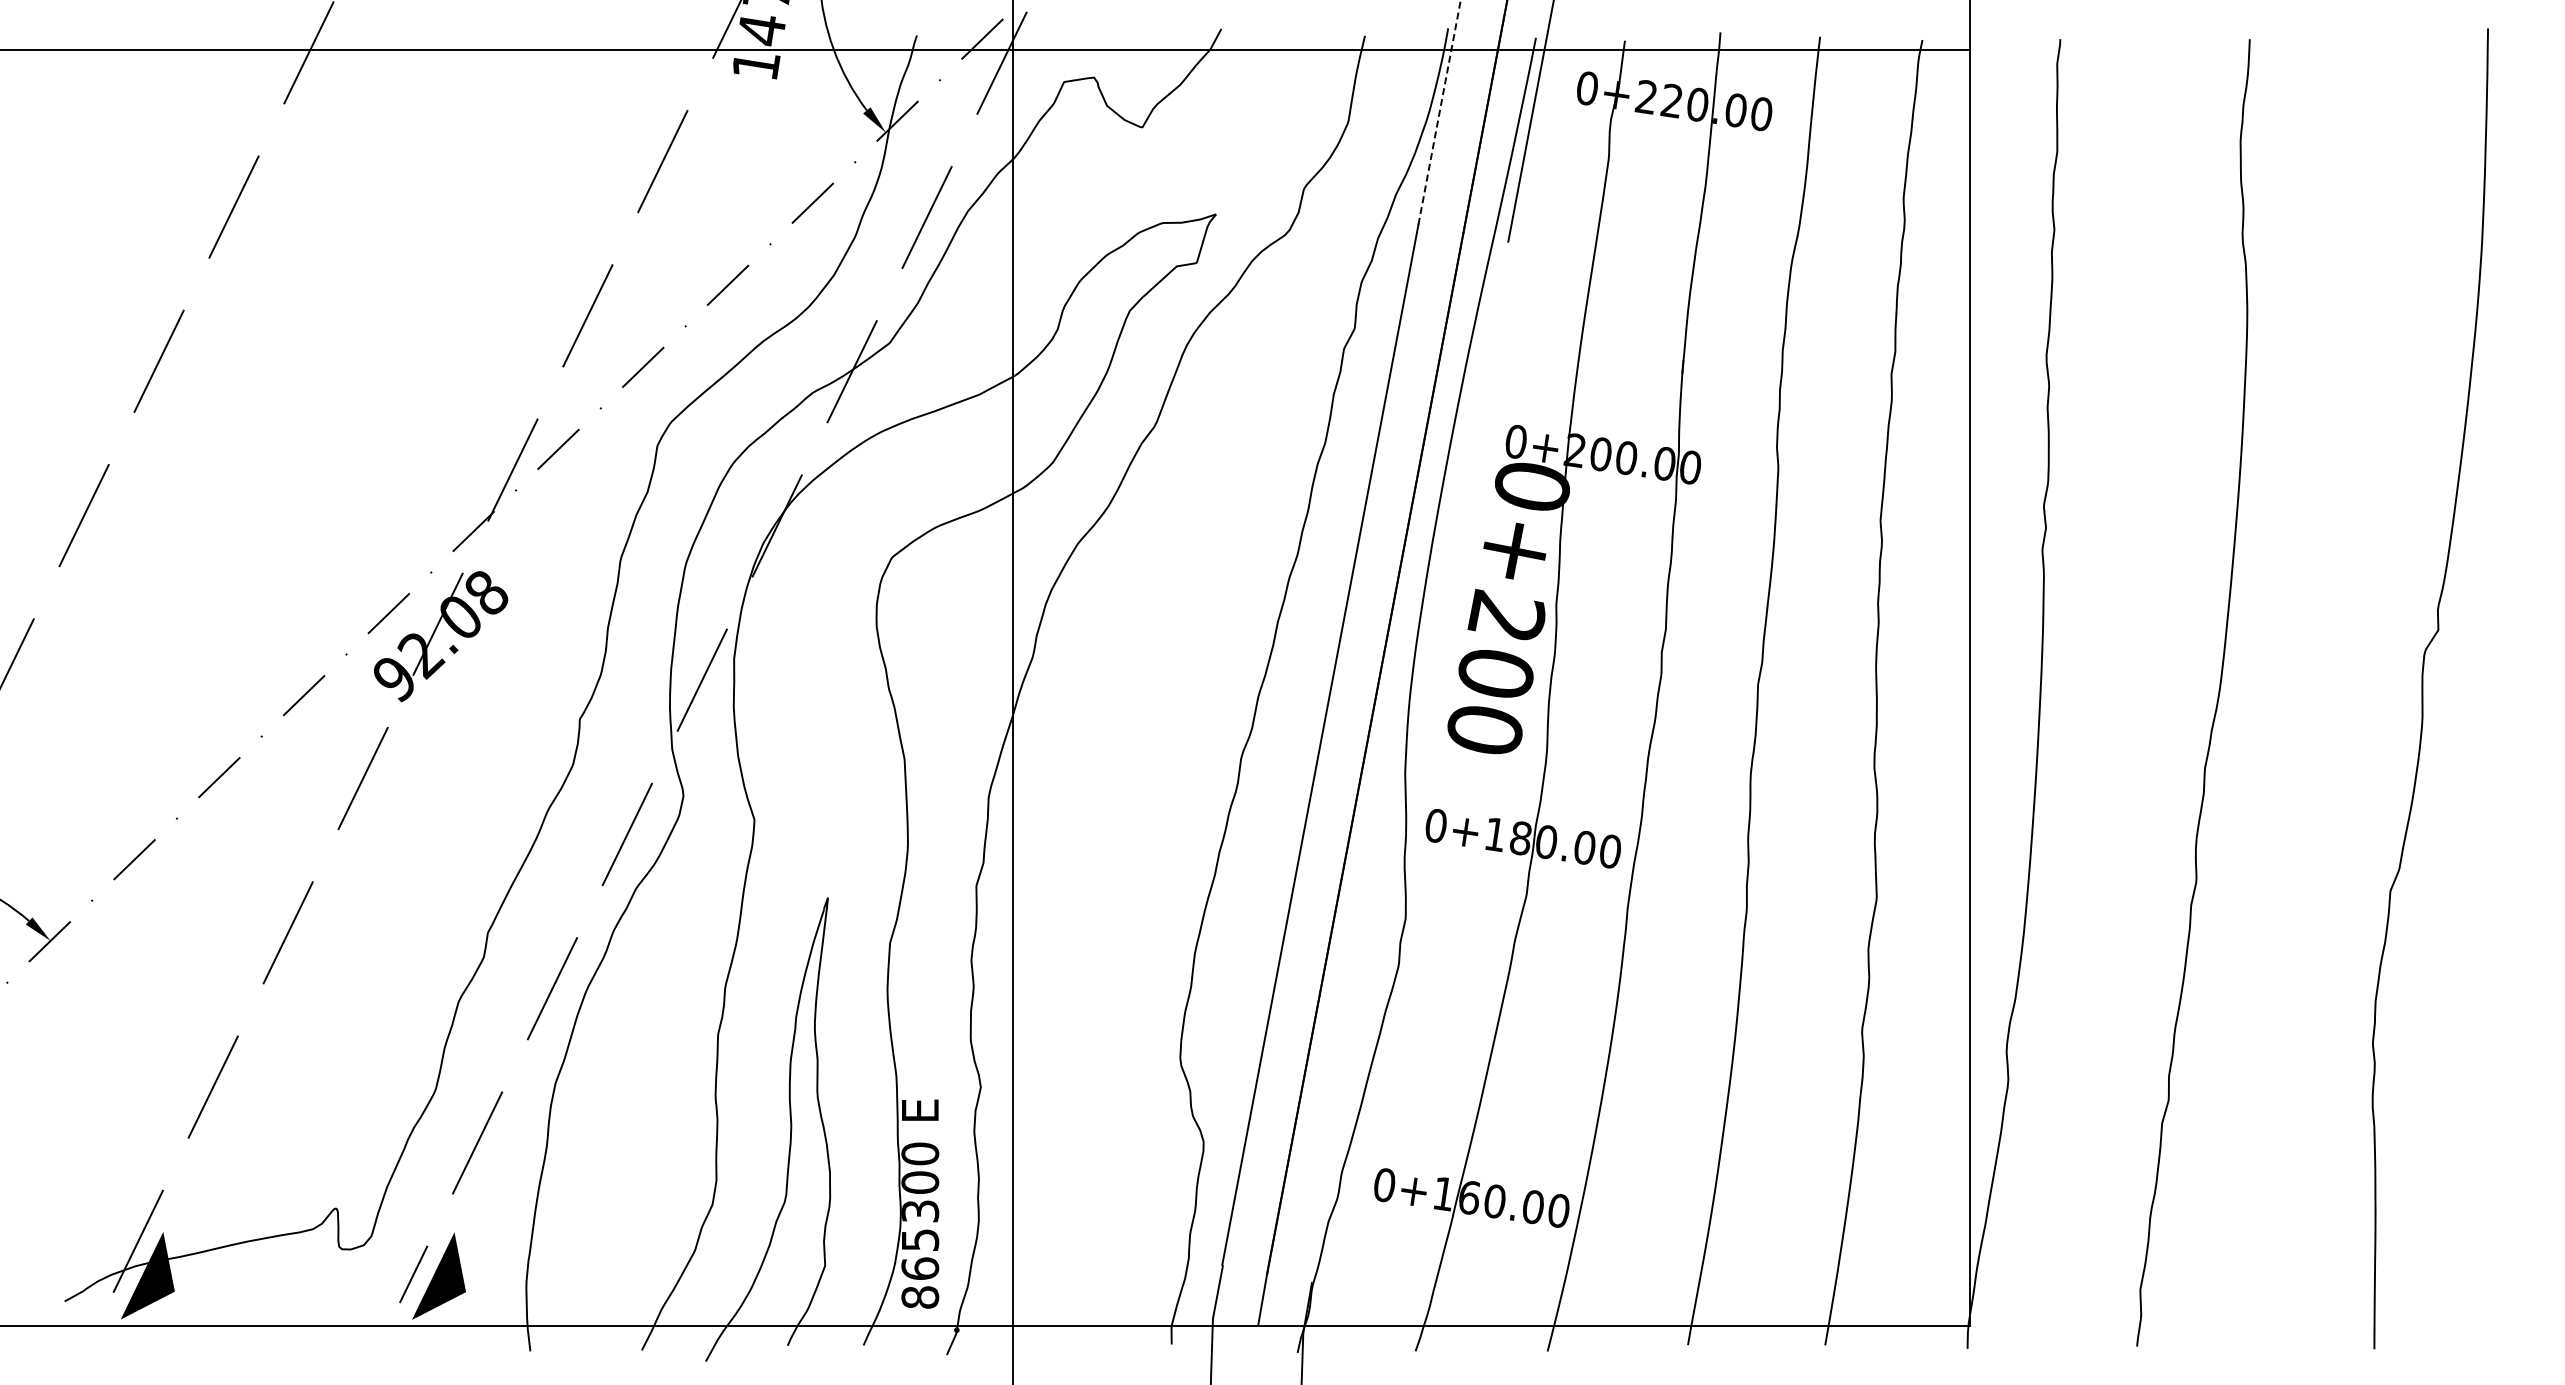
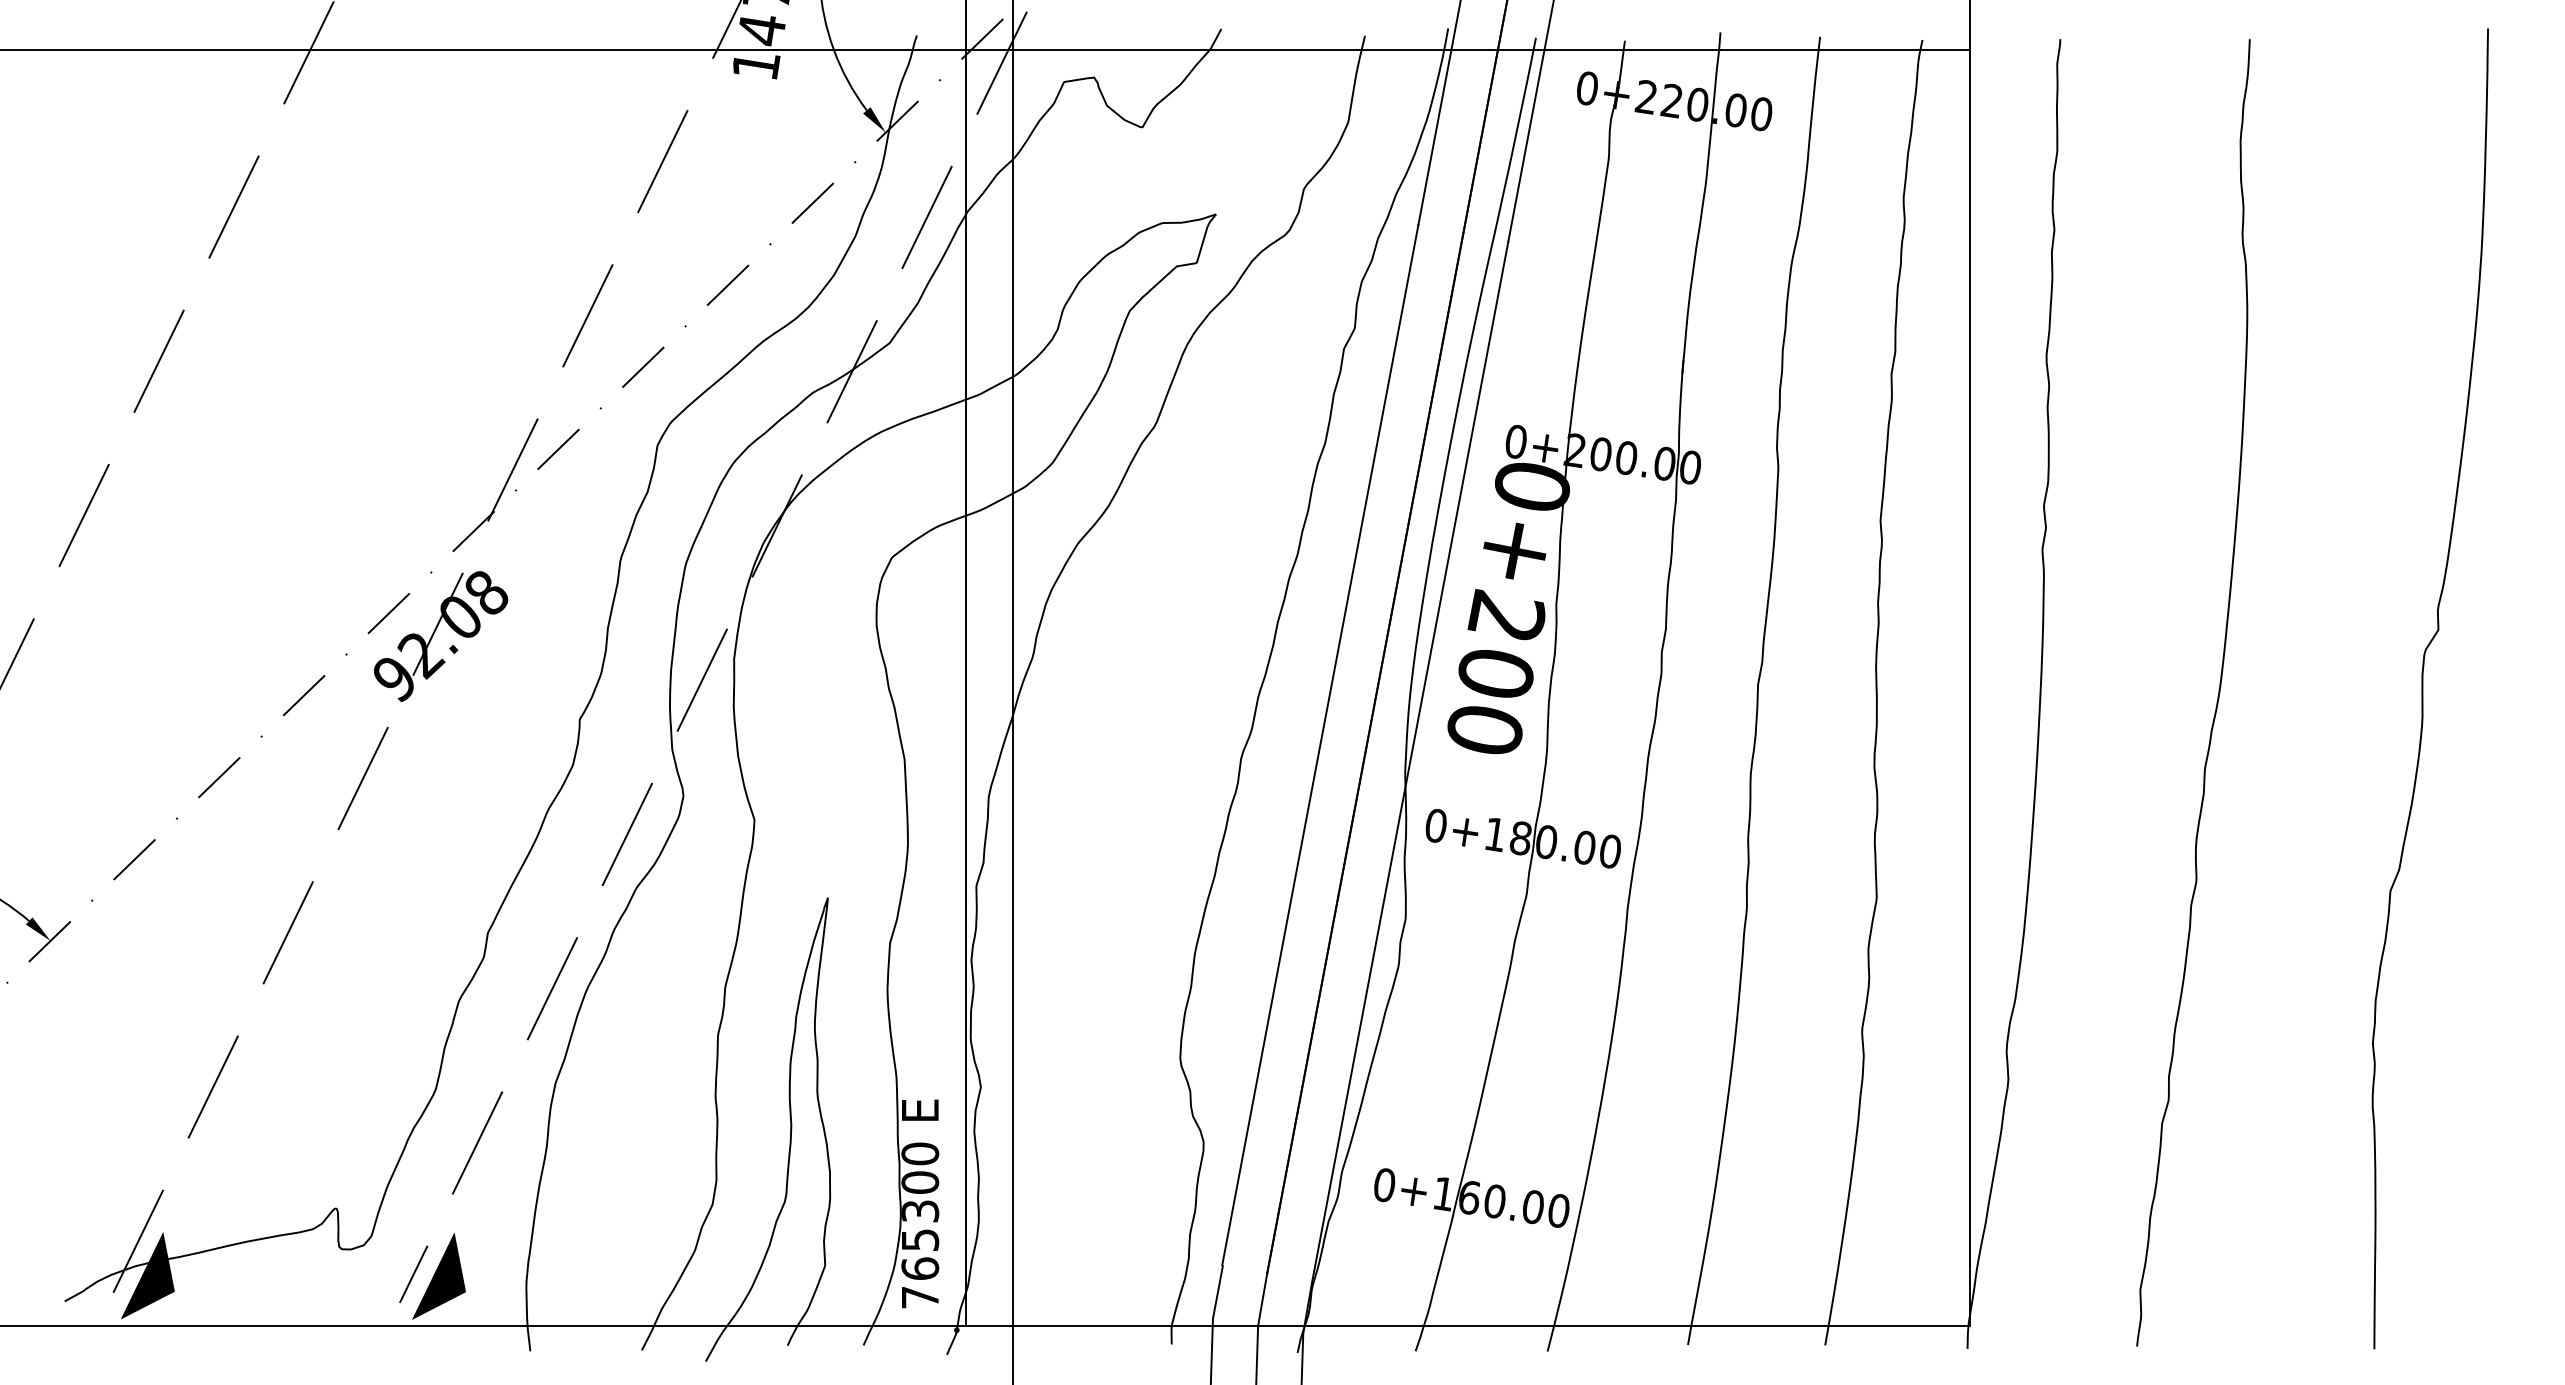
line: dashed -> solid (1439, 112)
line: none -> present (965, 663)
line: none -> present (1410, 761)
text: 865300 -> 765300 (920, 1297)
line: none -> present (1257, 1353)
